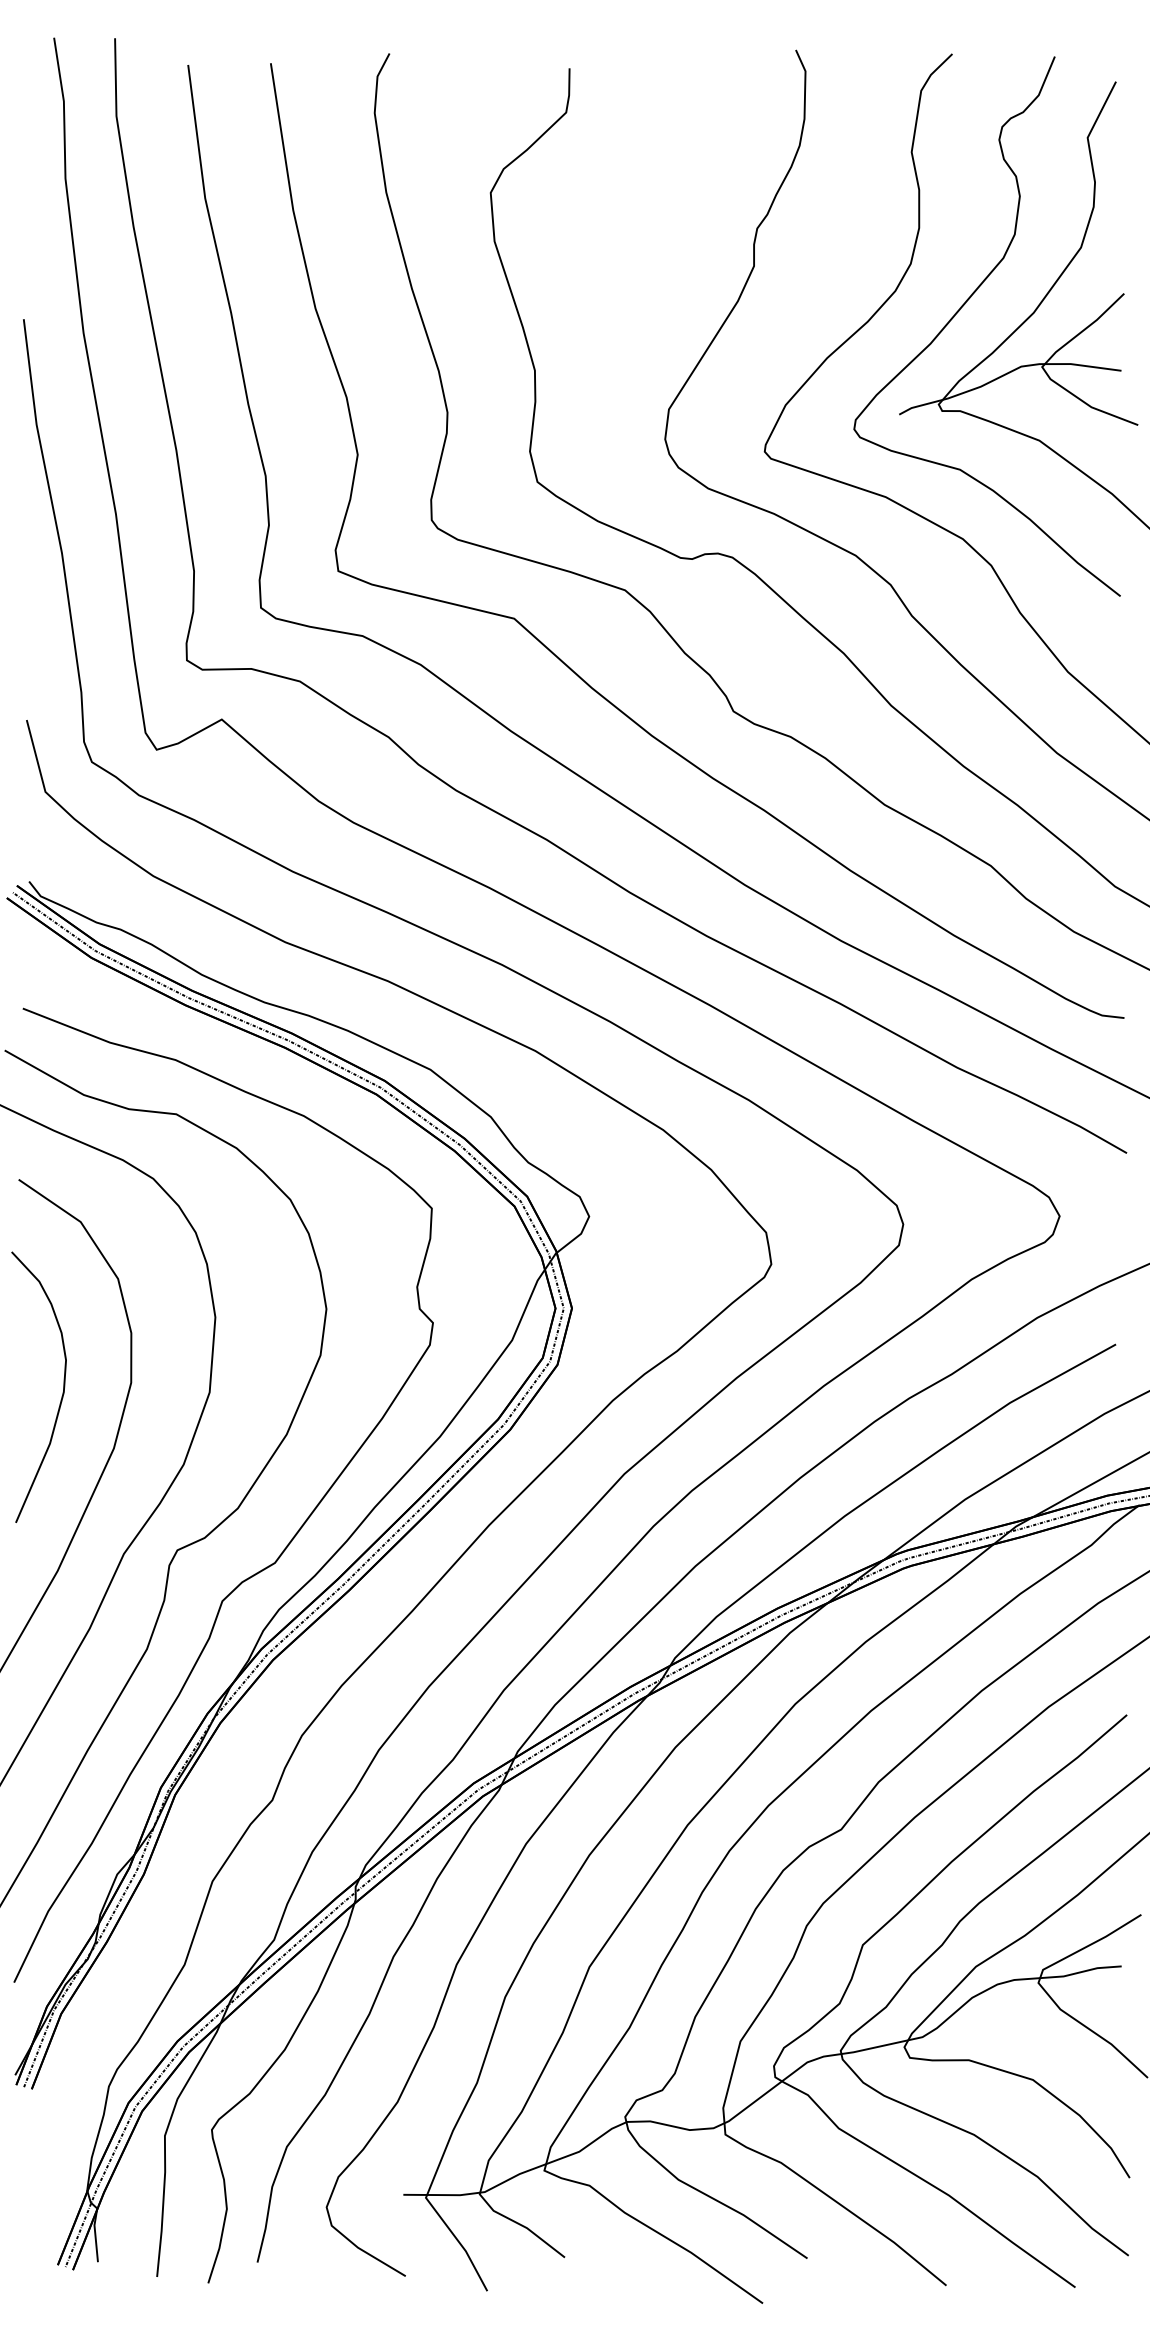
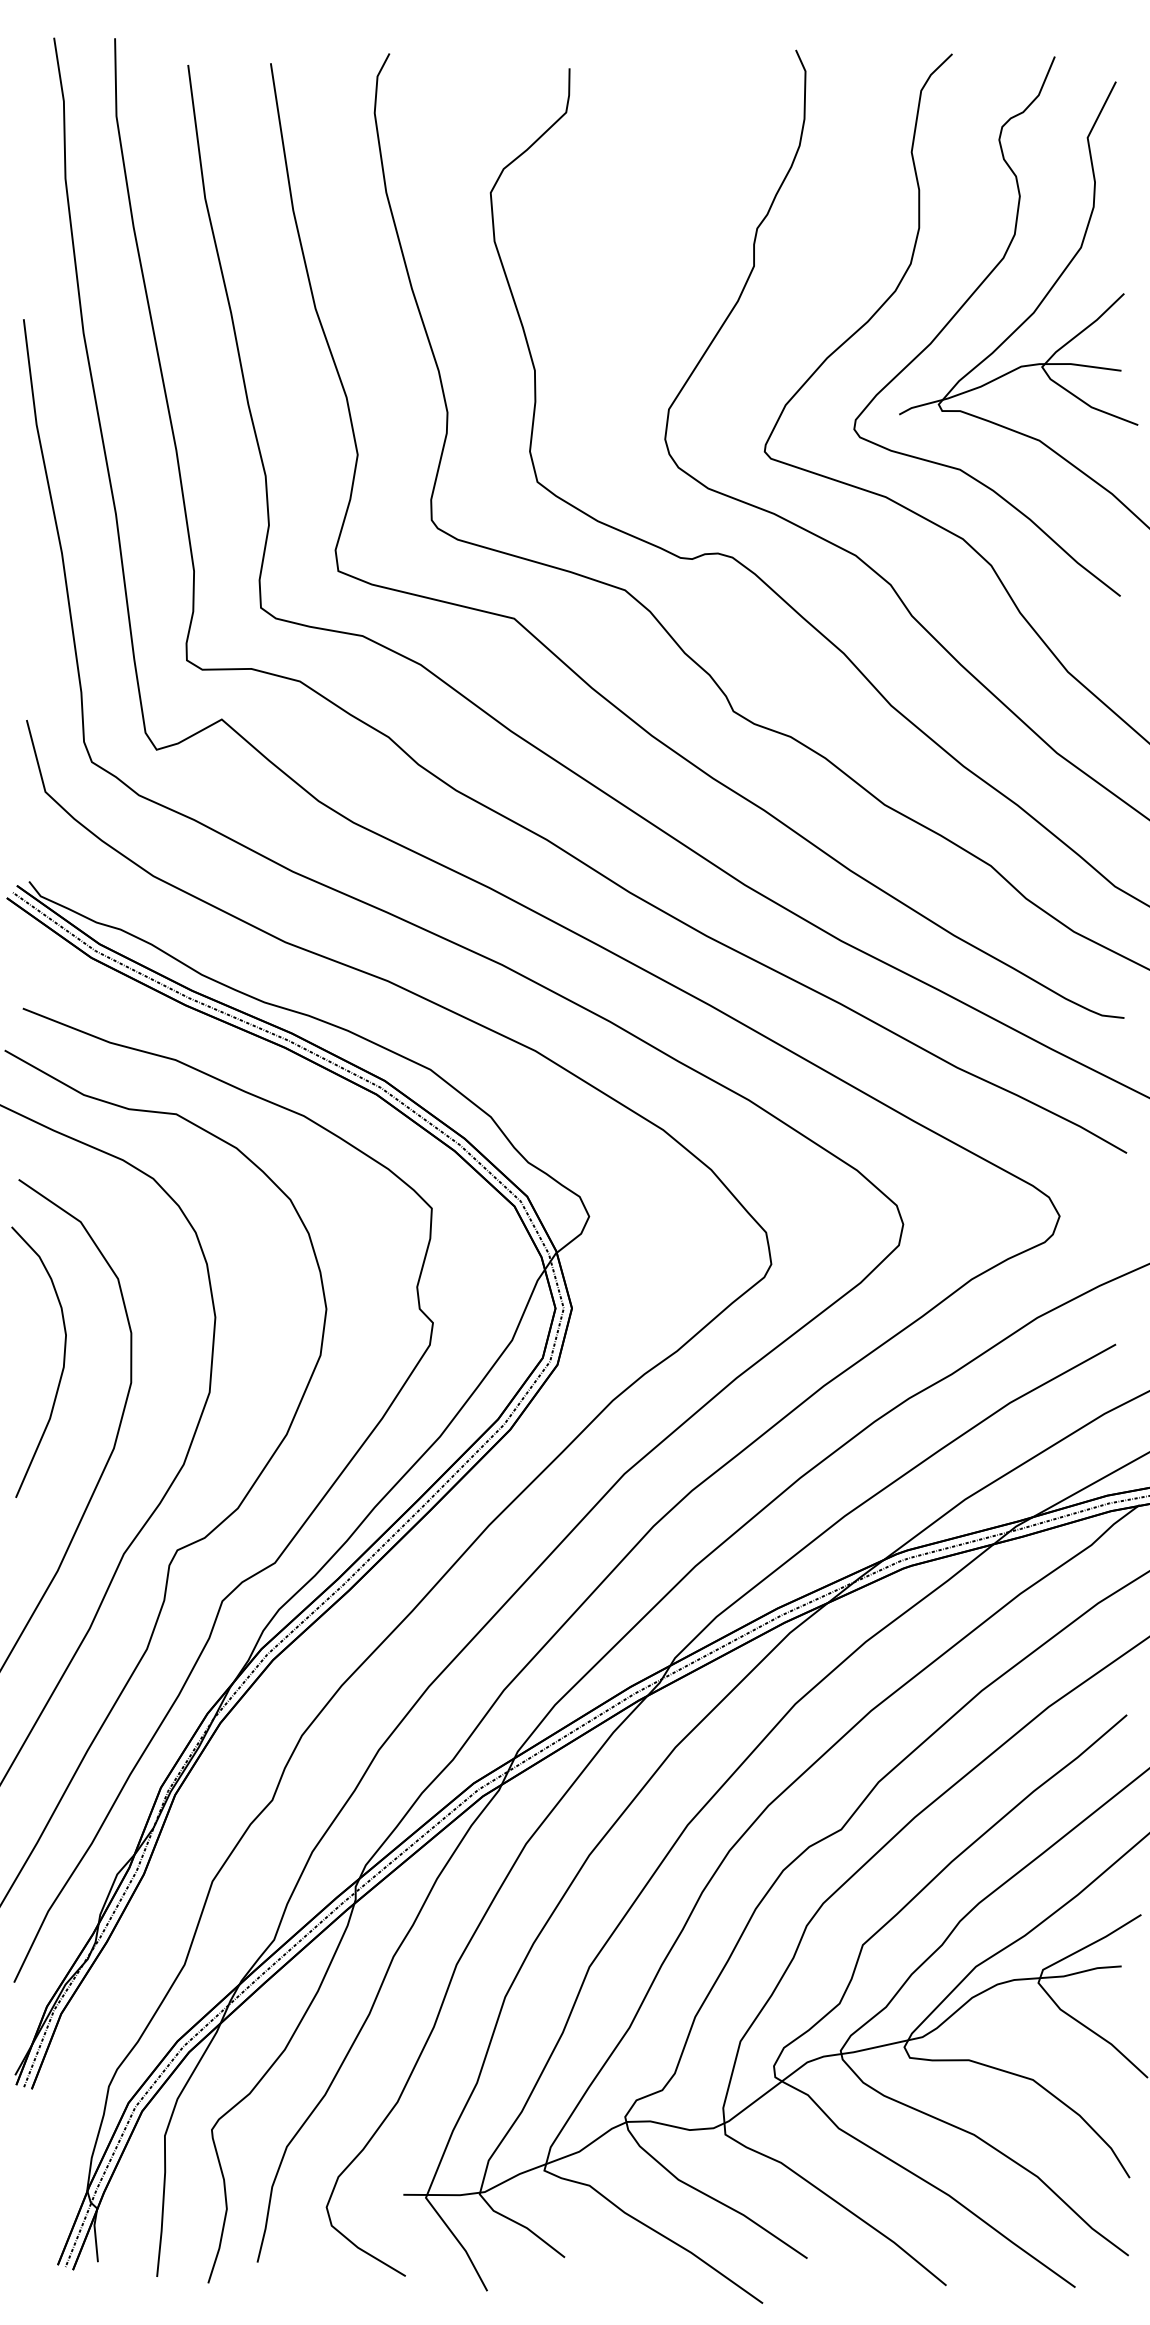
curve position: (62, 1392) -> (62, 1367) (62, 1367)
